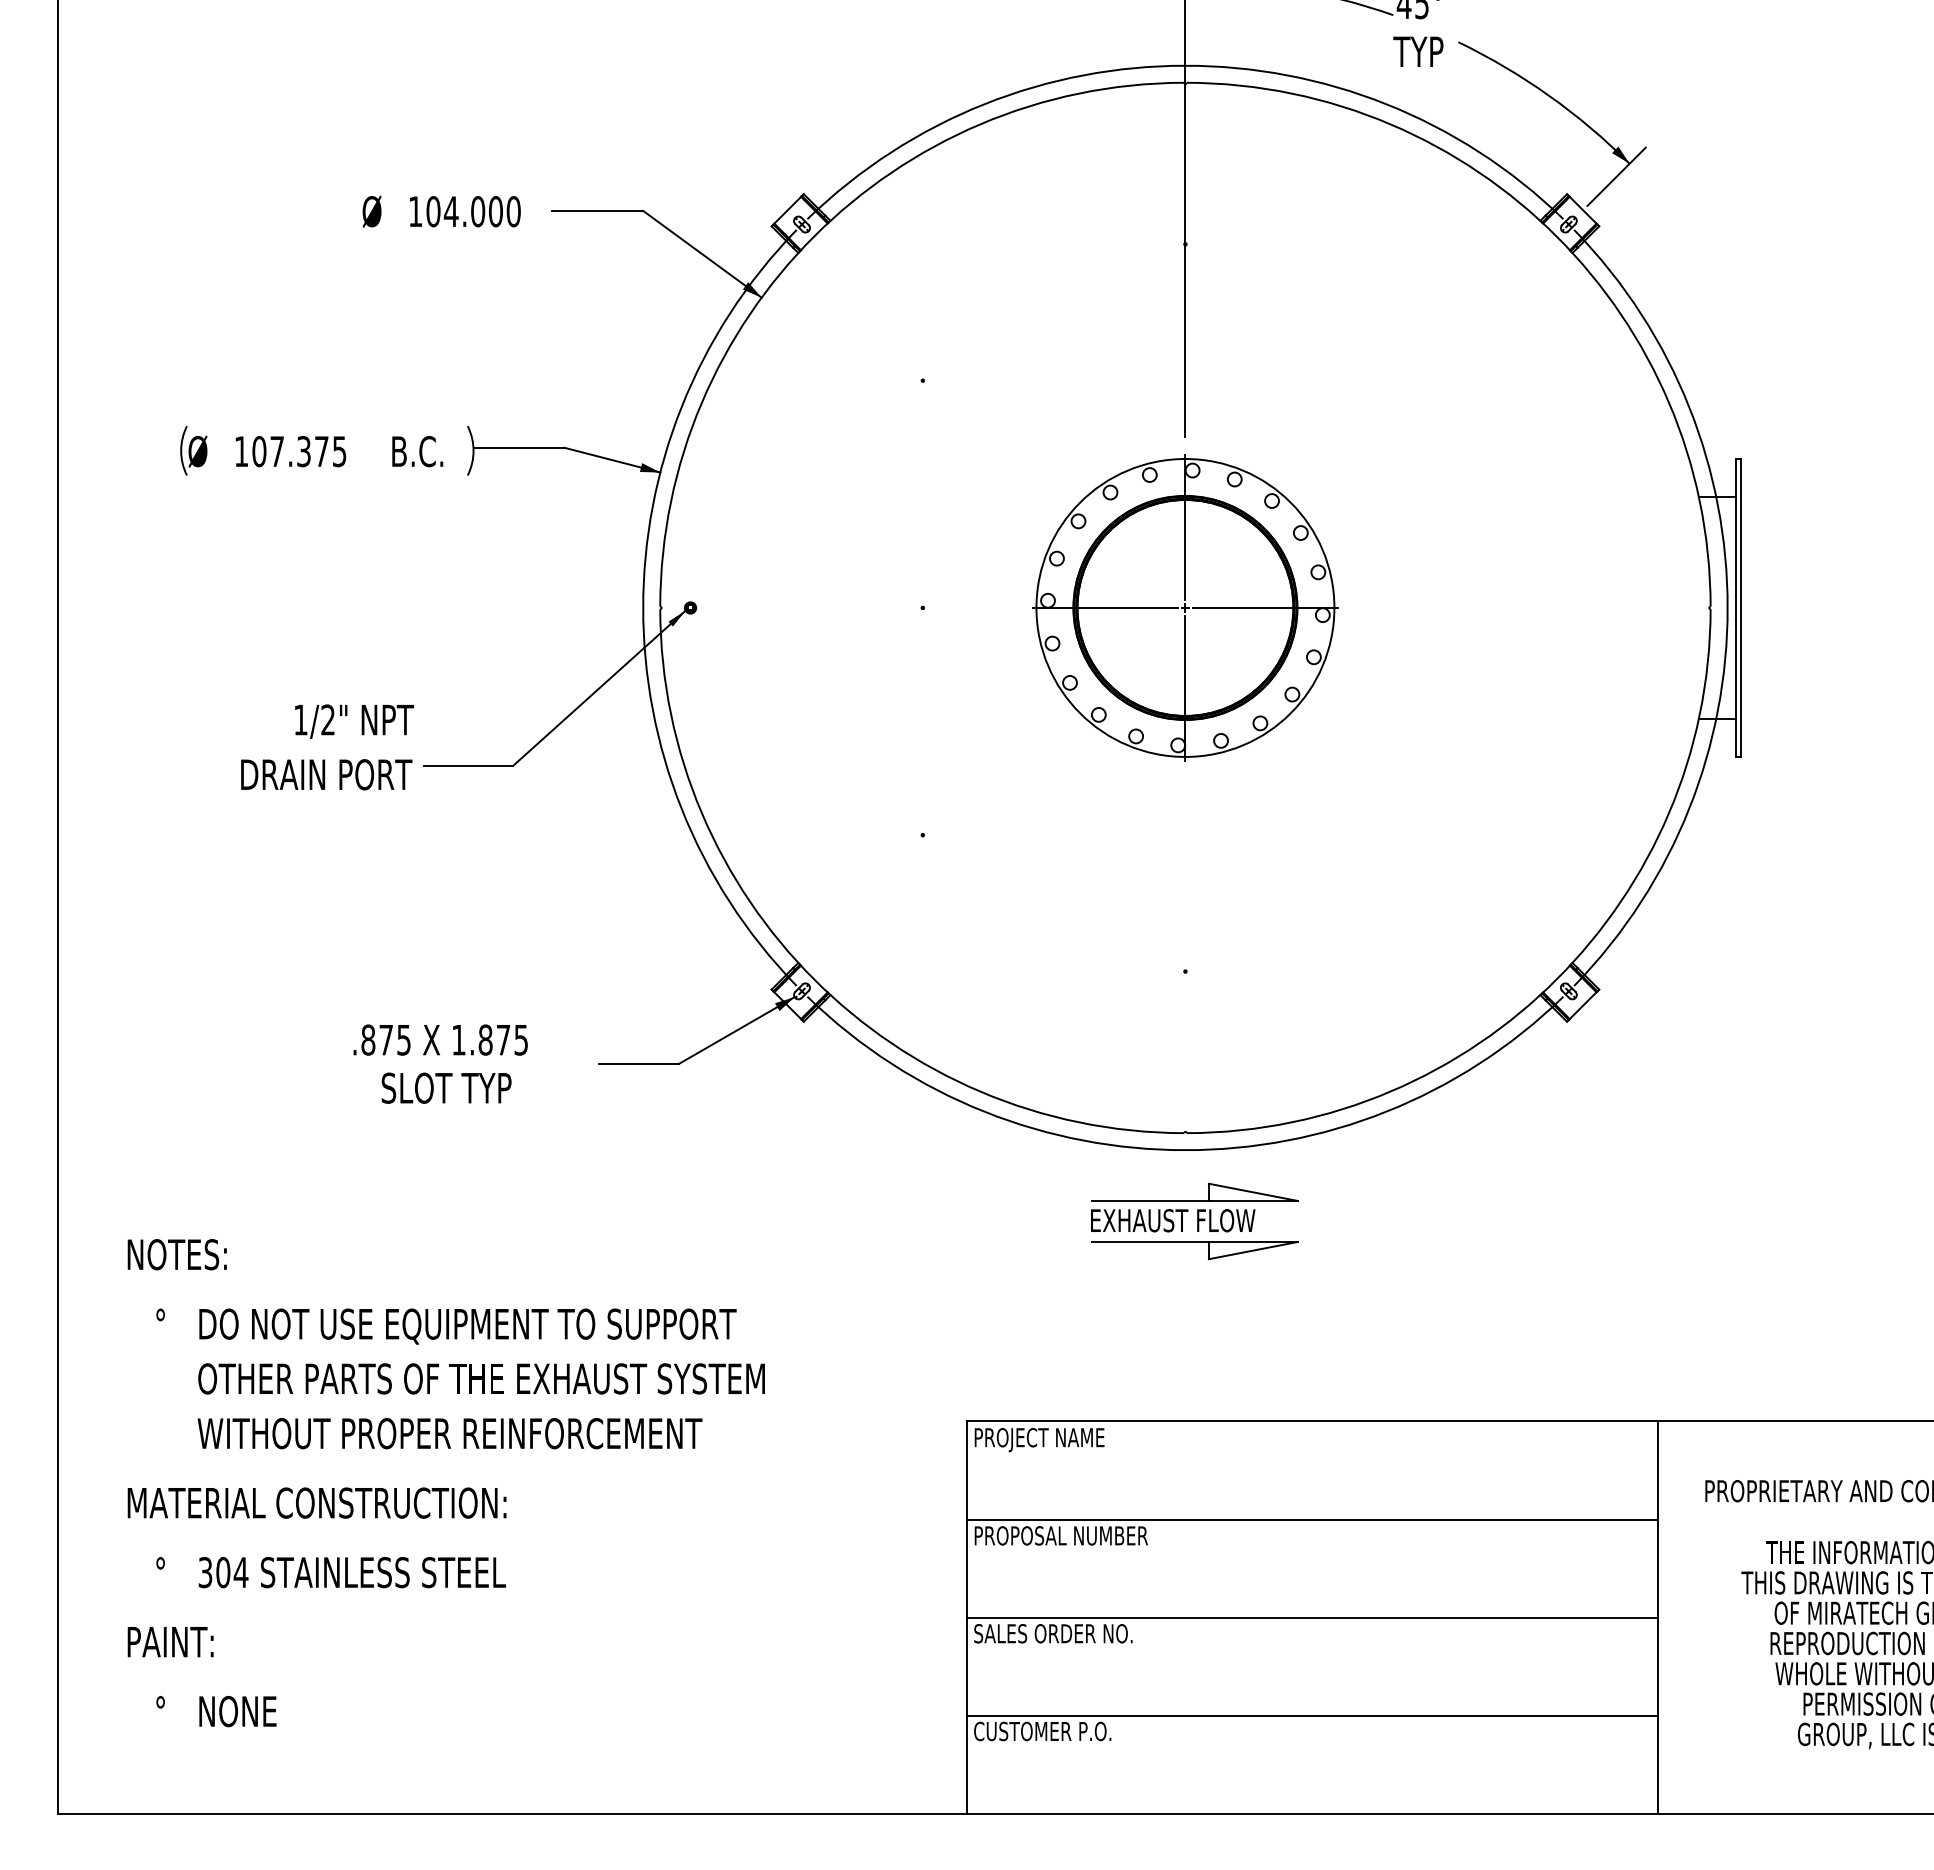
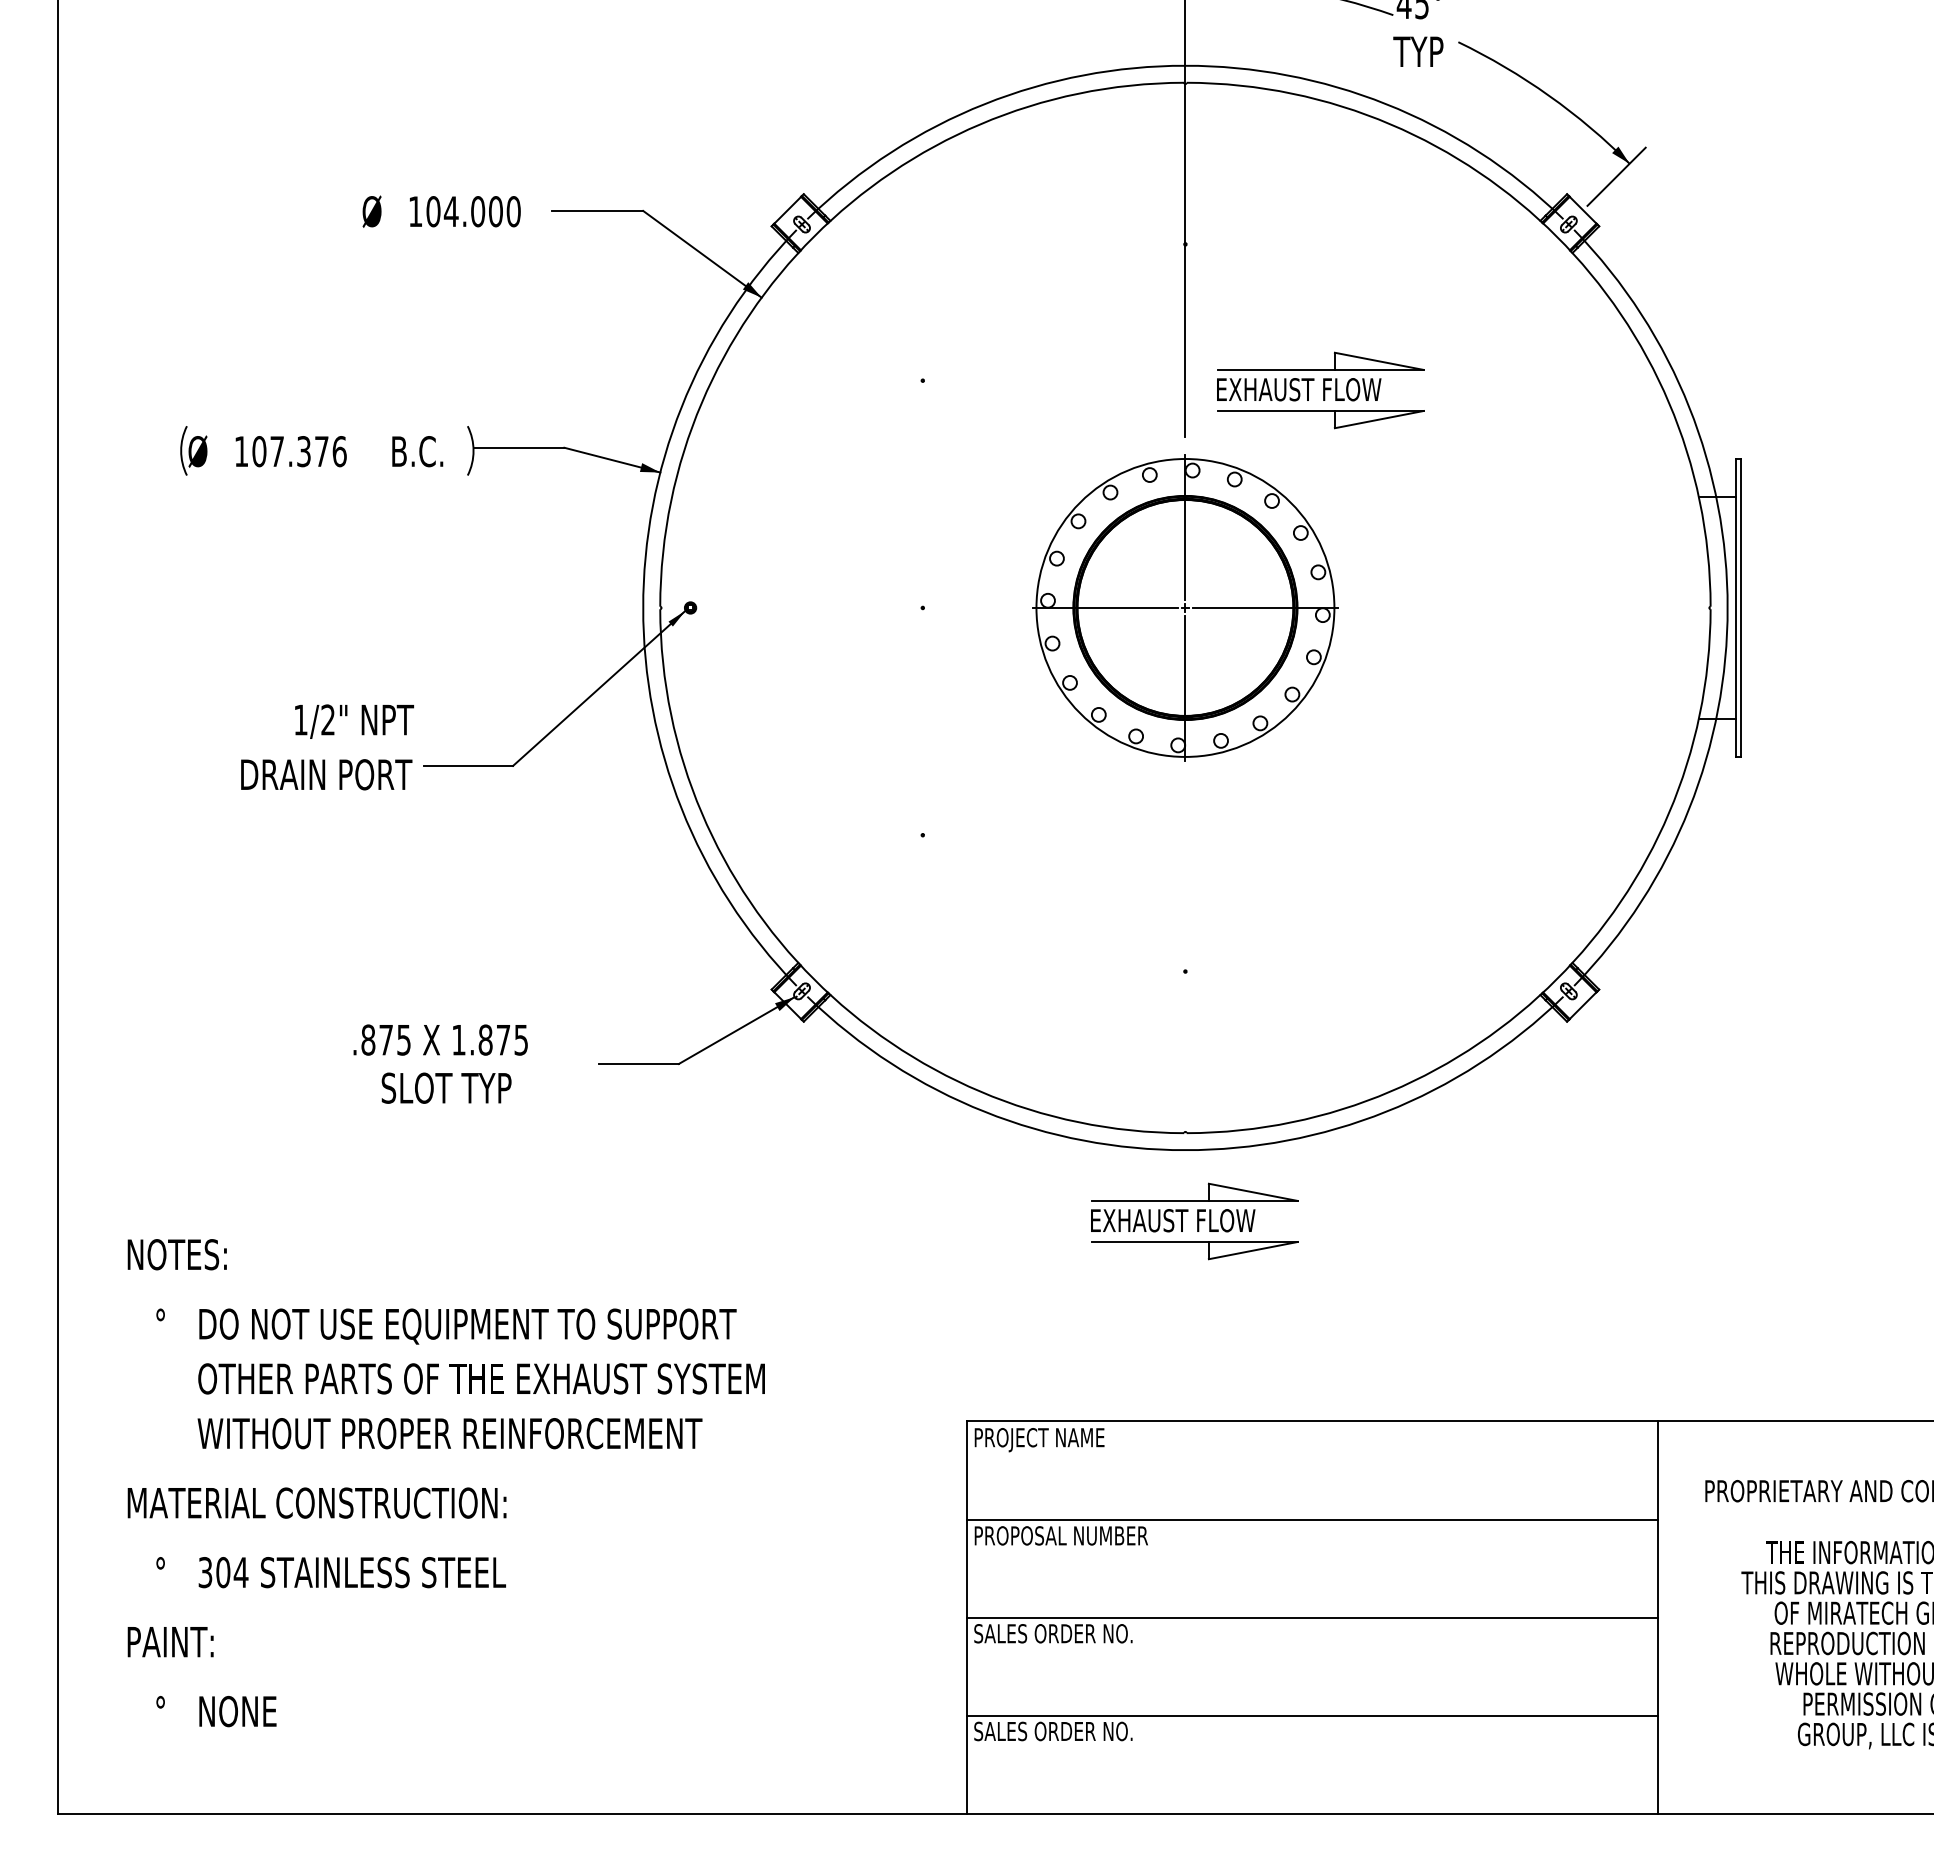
part: none -> present (1320, 390)
text: 107.375 -> 107.376 (339, 451)
text: CUSTOMER P.O. -> SALES ORDER NO. (1053, 1731)
